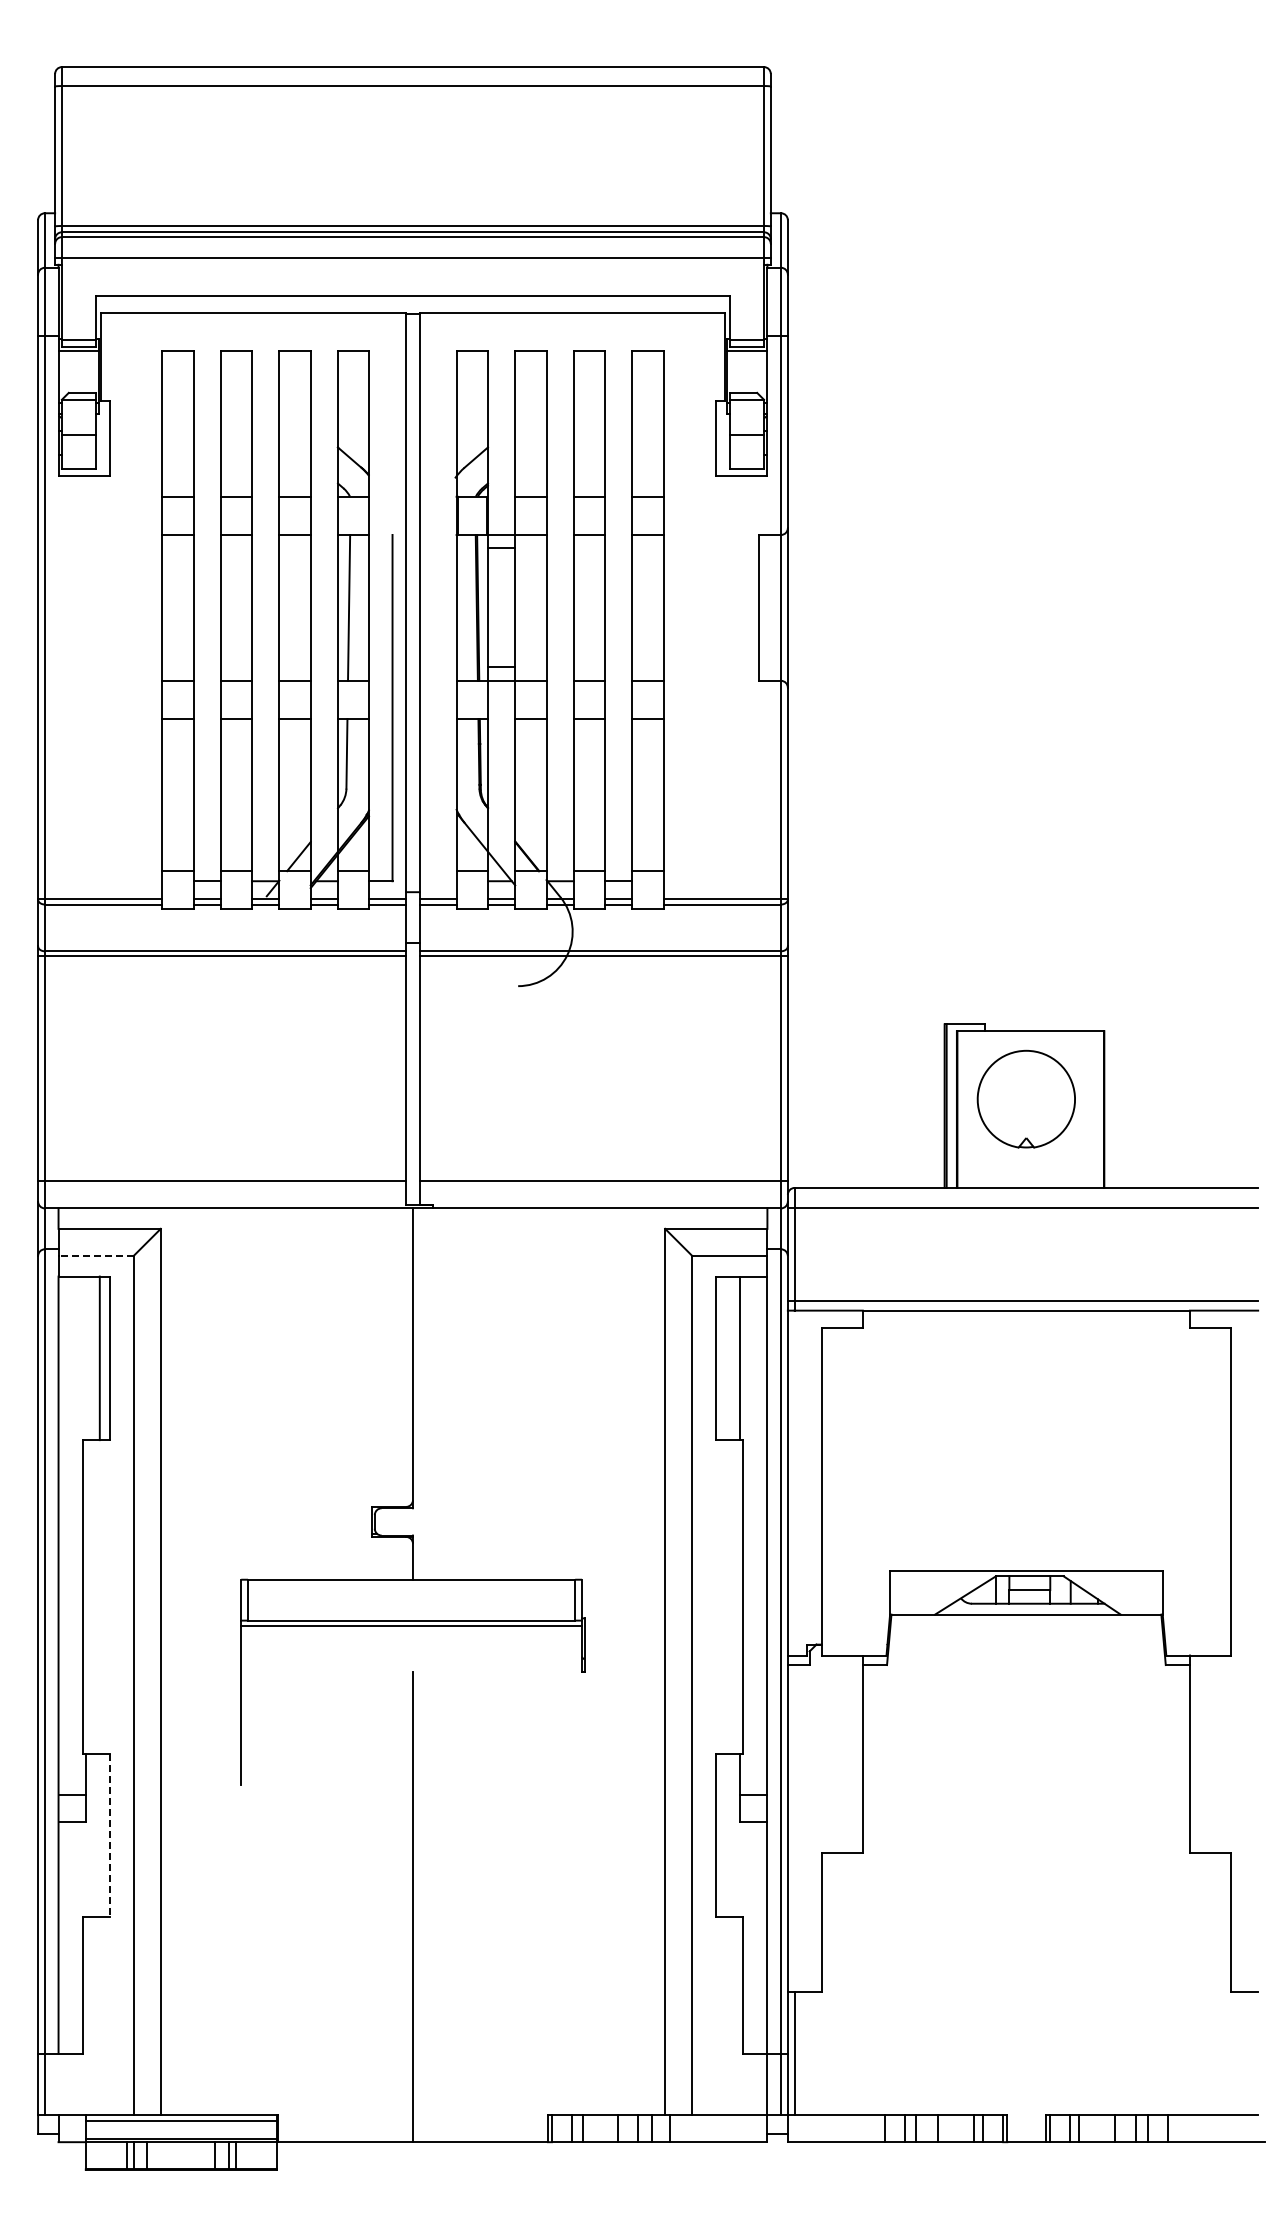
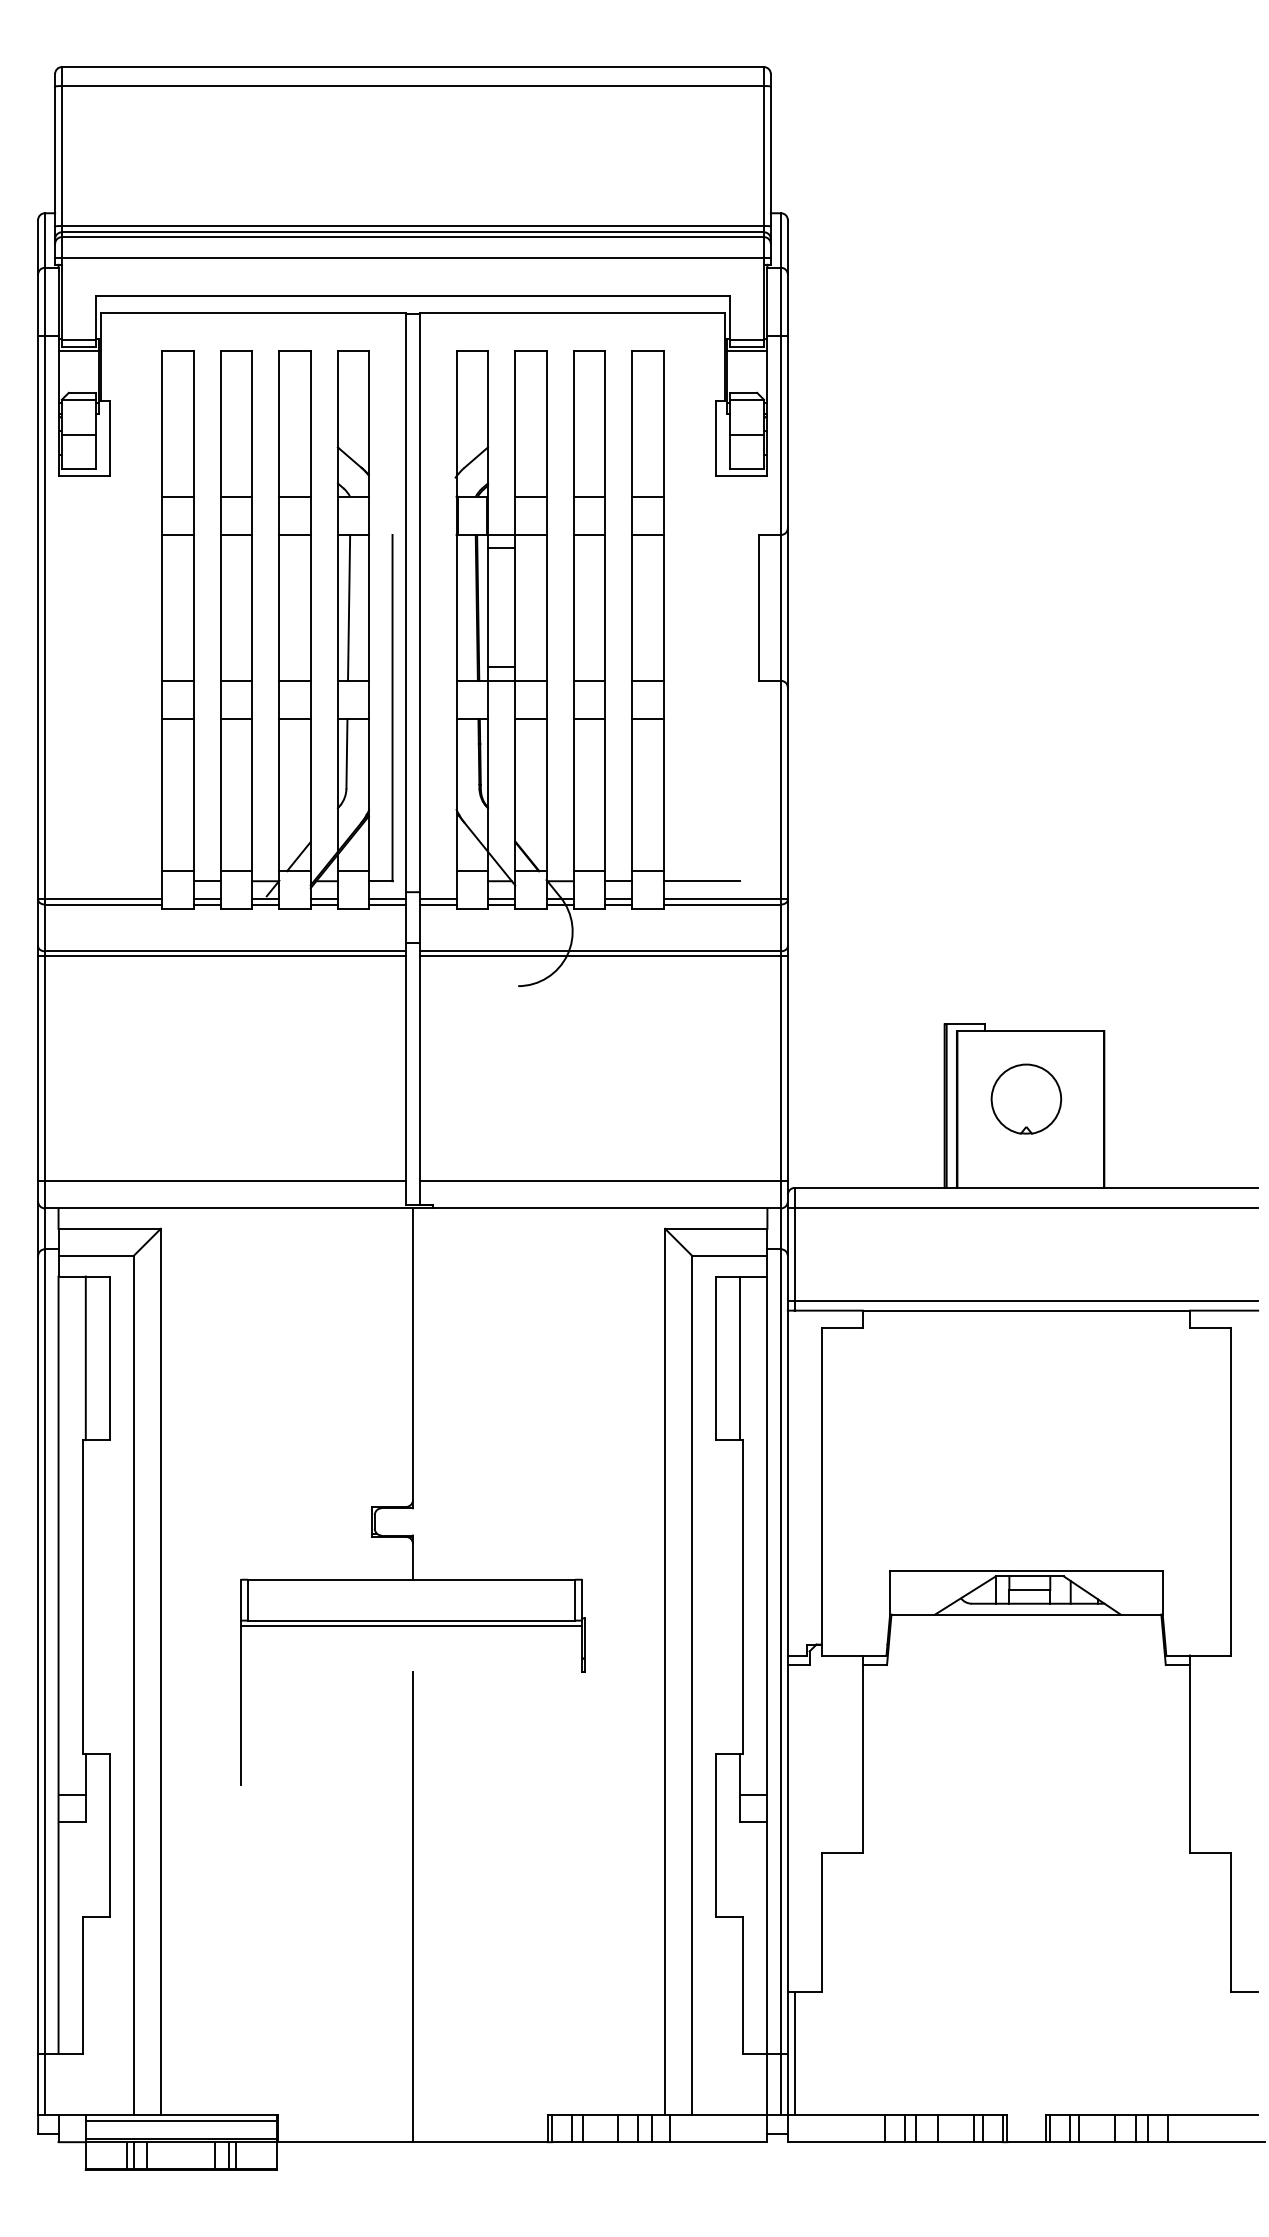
line: none -> present (701, 881)
part size: 100x100 px -> 73x72 px (1026, 1098)
line: dashed -> solid (95, 1256)
line position: (99, 1358) -> (85, 1358) (85, 1358)
line: dashed -> solid (110, 1835)
